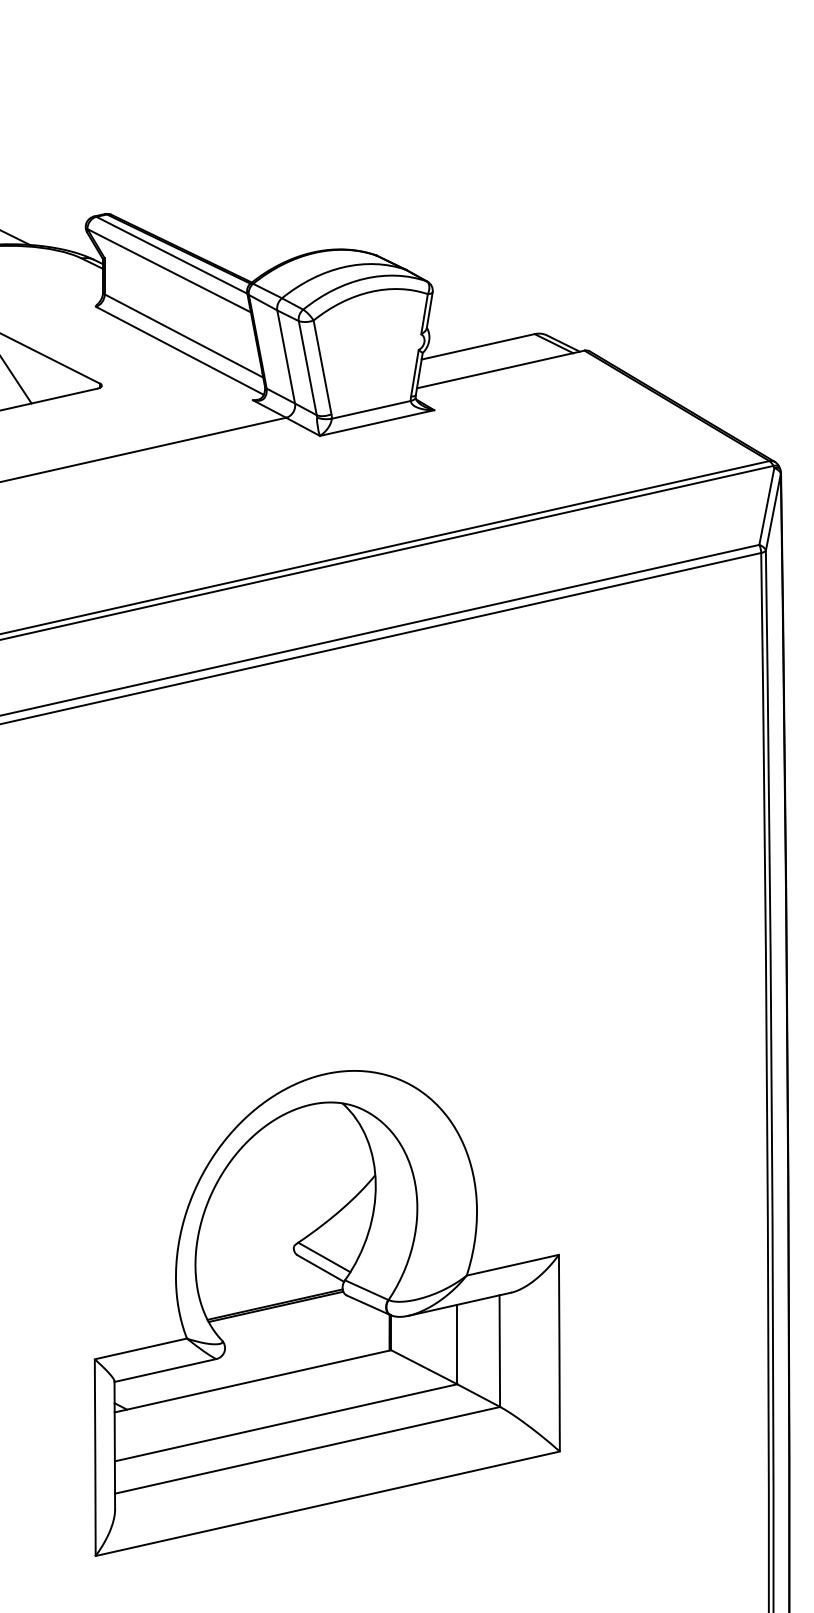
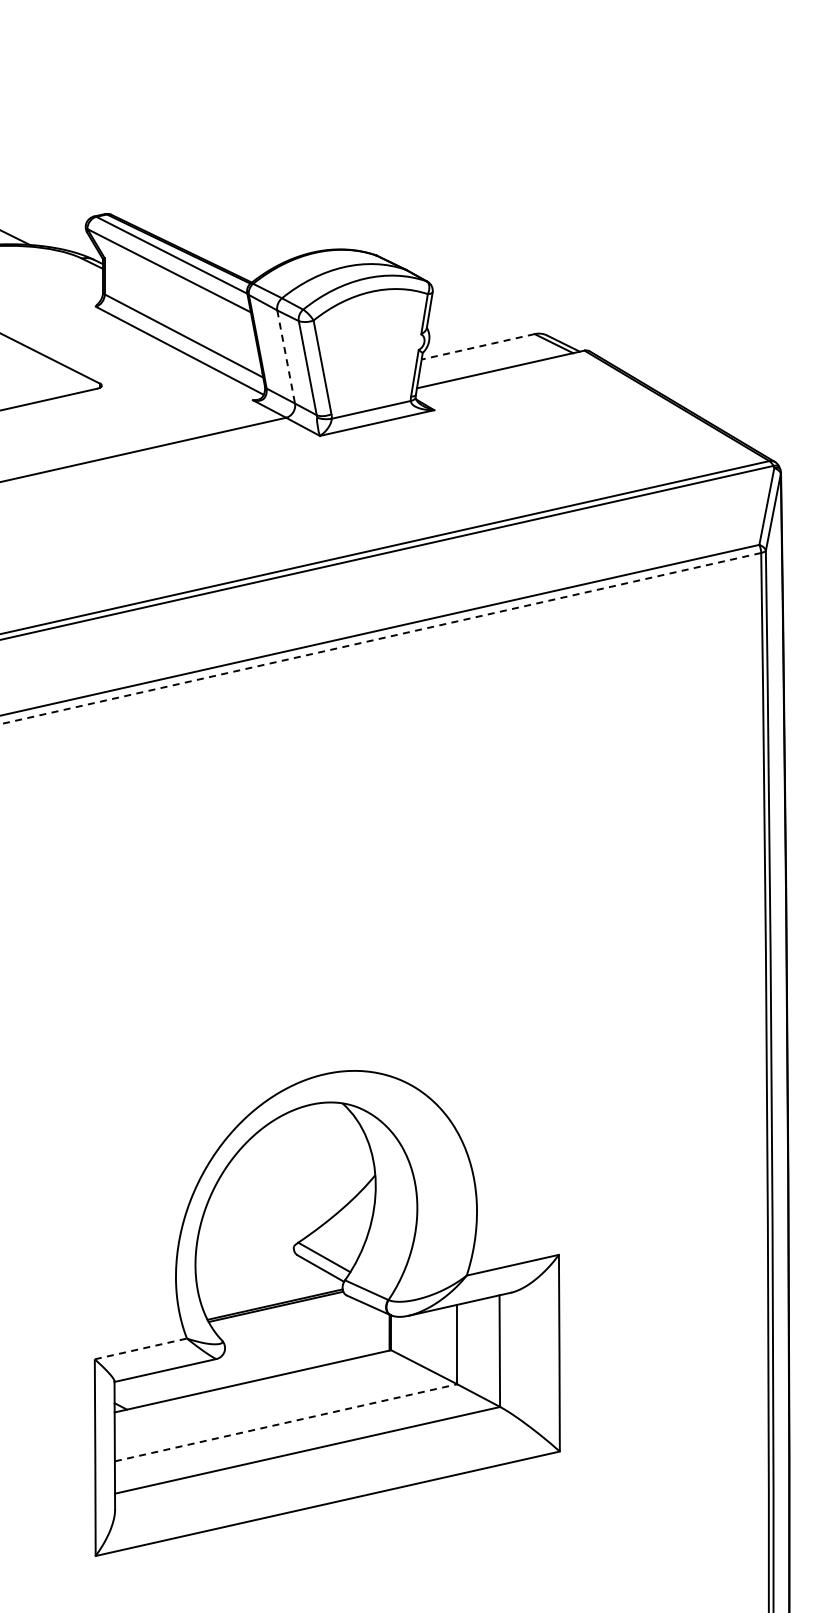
line: solid -> dashed (478, 346)
line: solid -> dashed (286, 357)
line: present -> none (16, 380)
line: solid -> dashed (381, 638)
line: solid -> dashed (141, 1348)
line: solid -> dashed (286, 1422)
